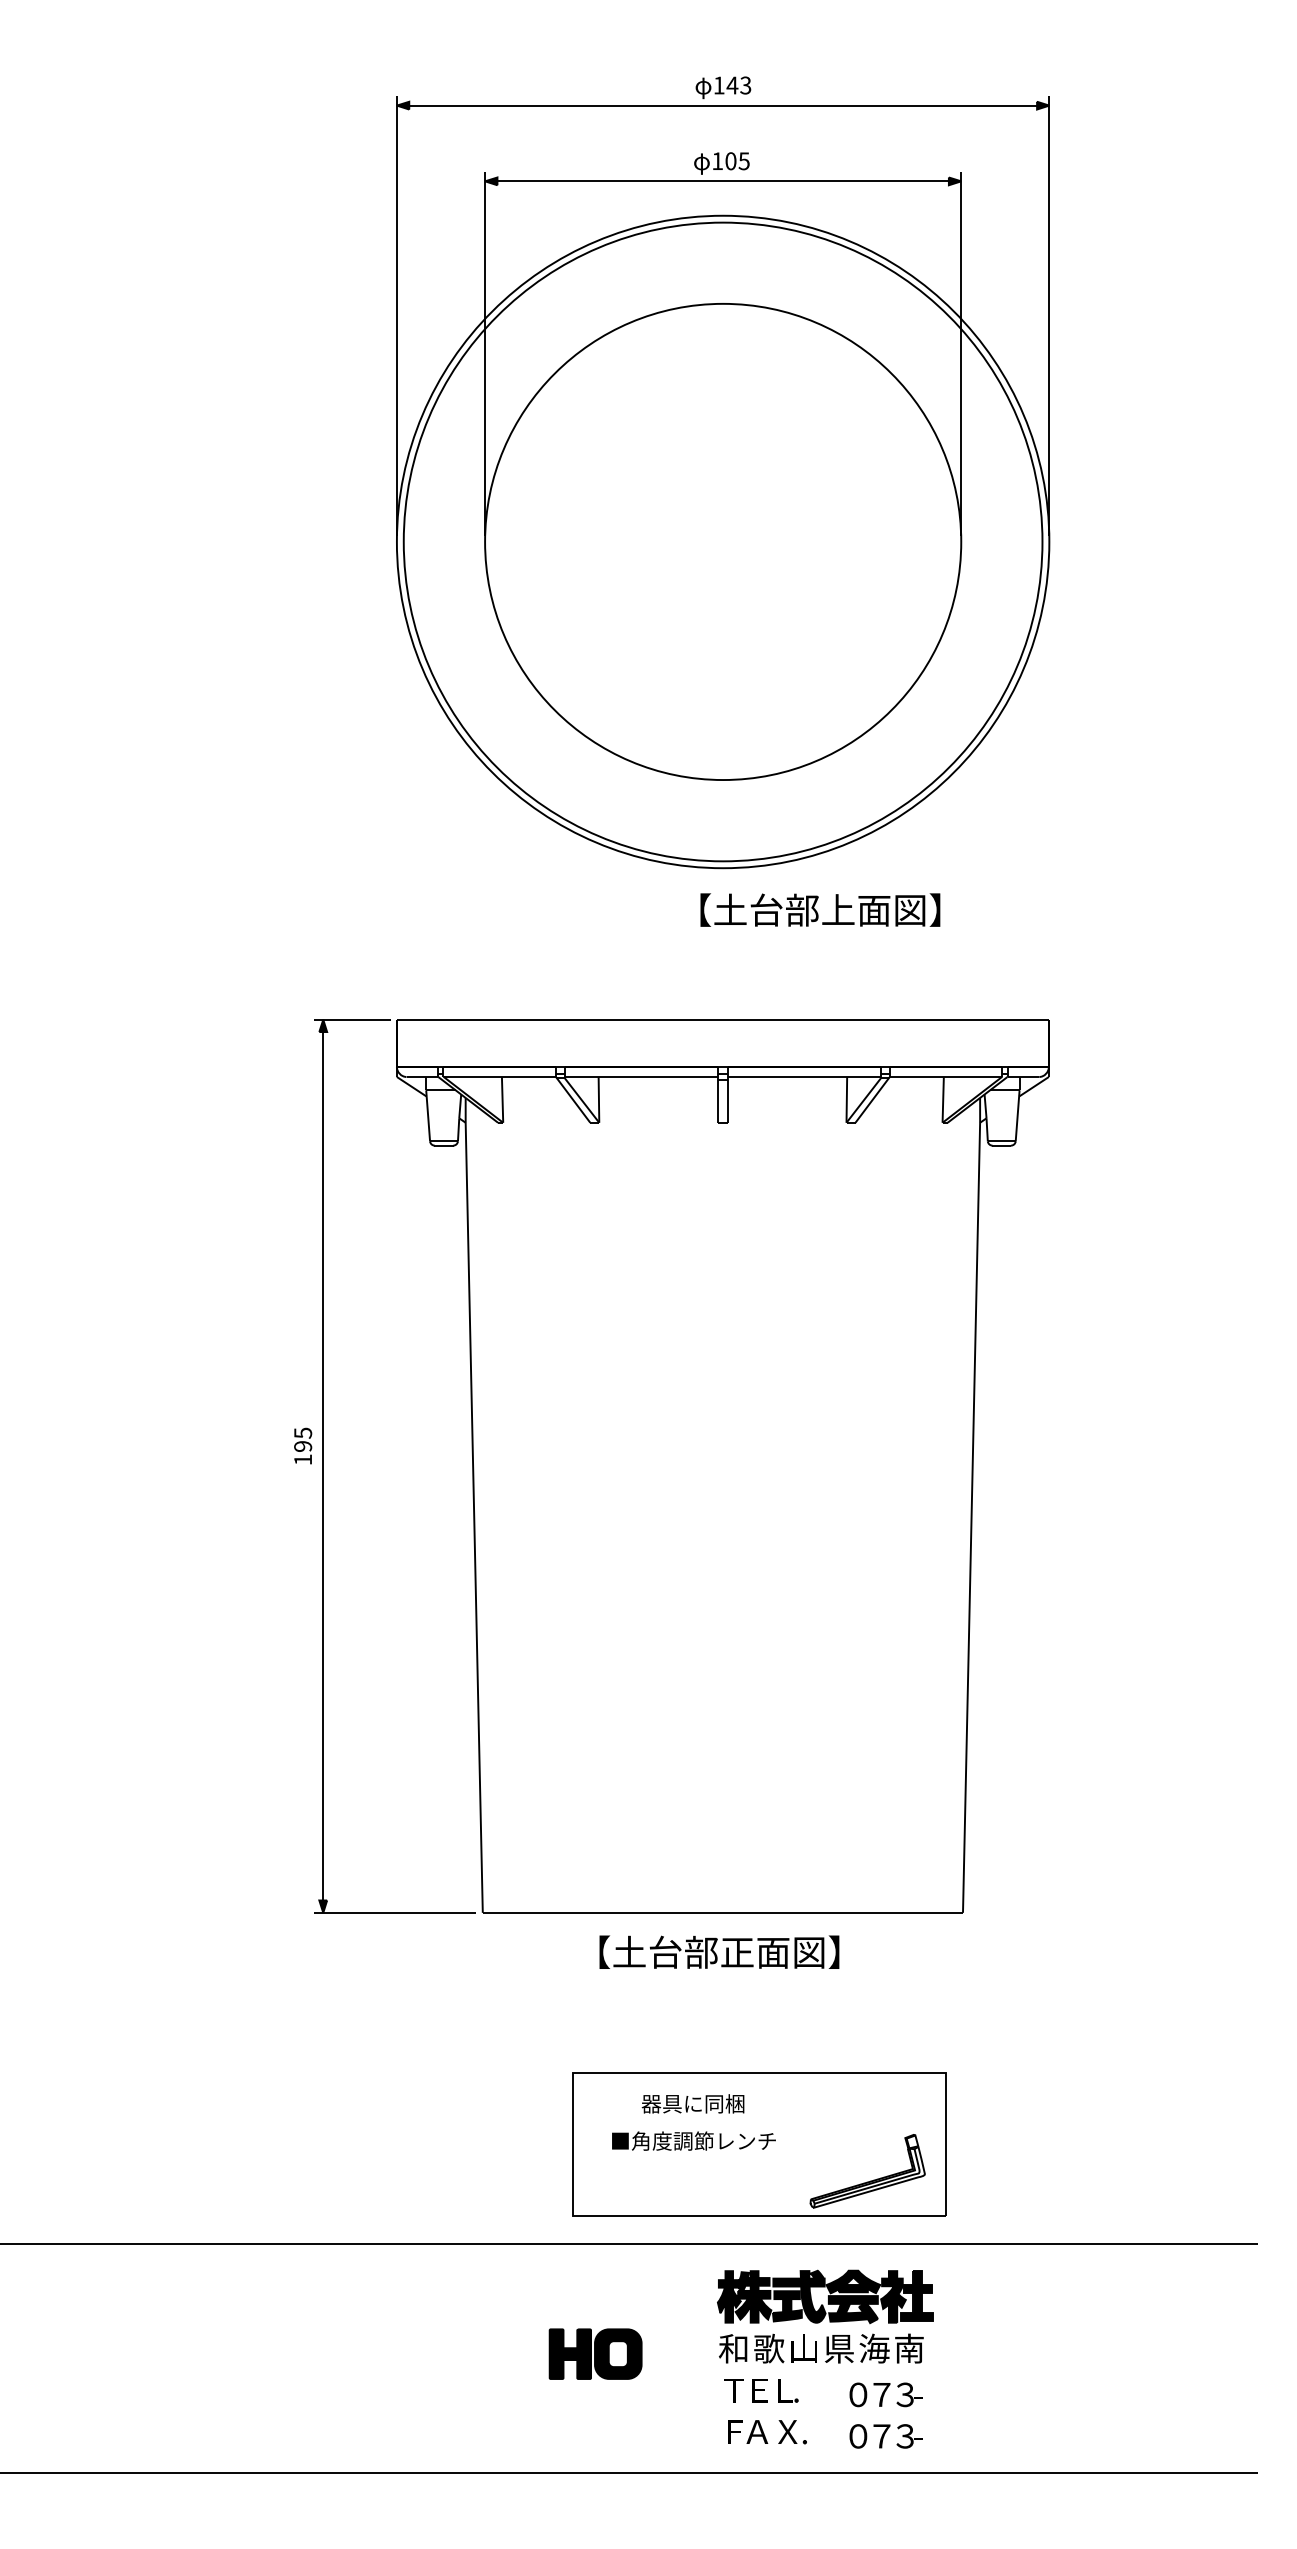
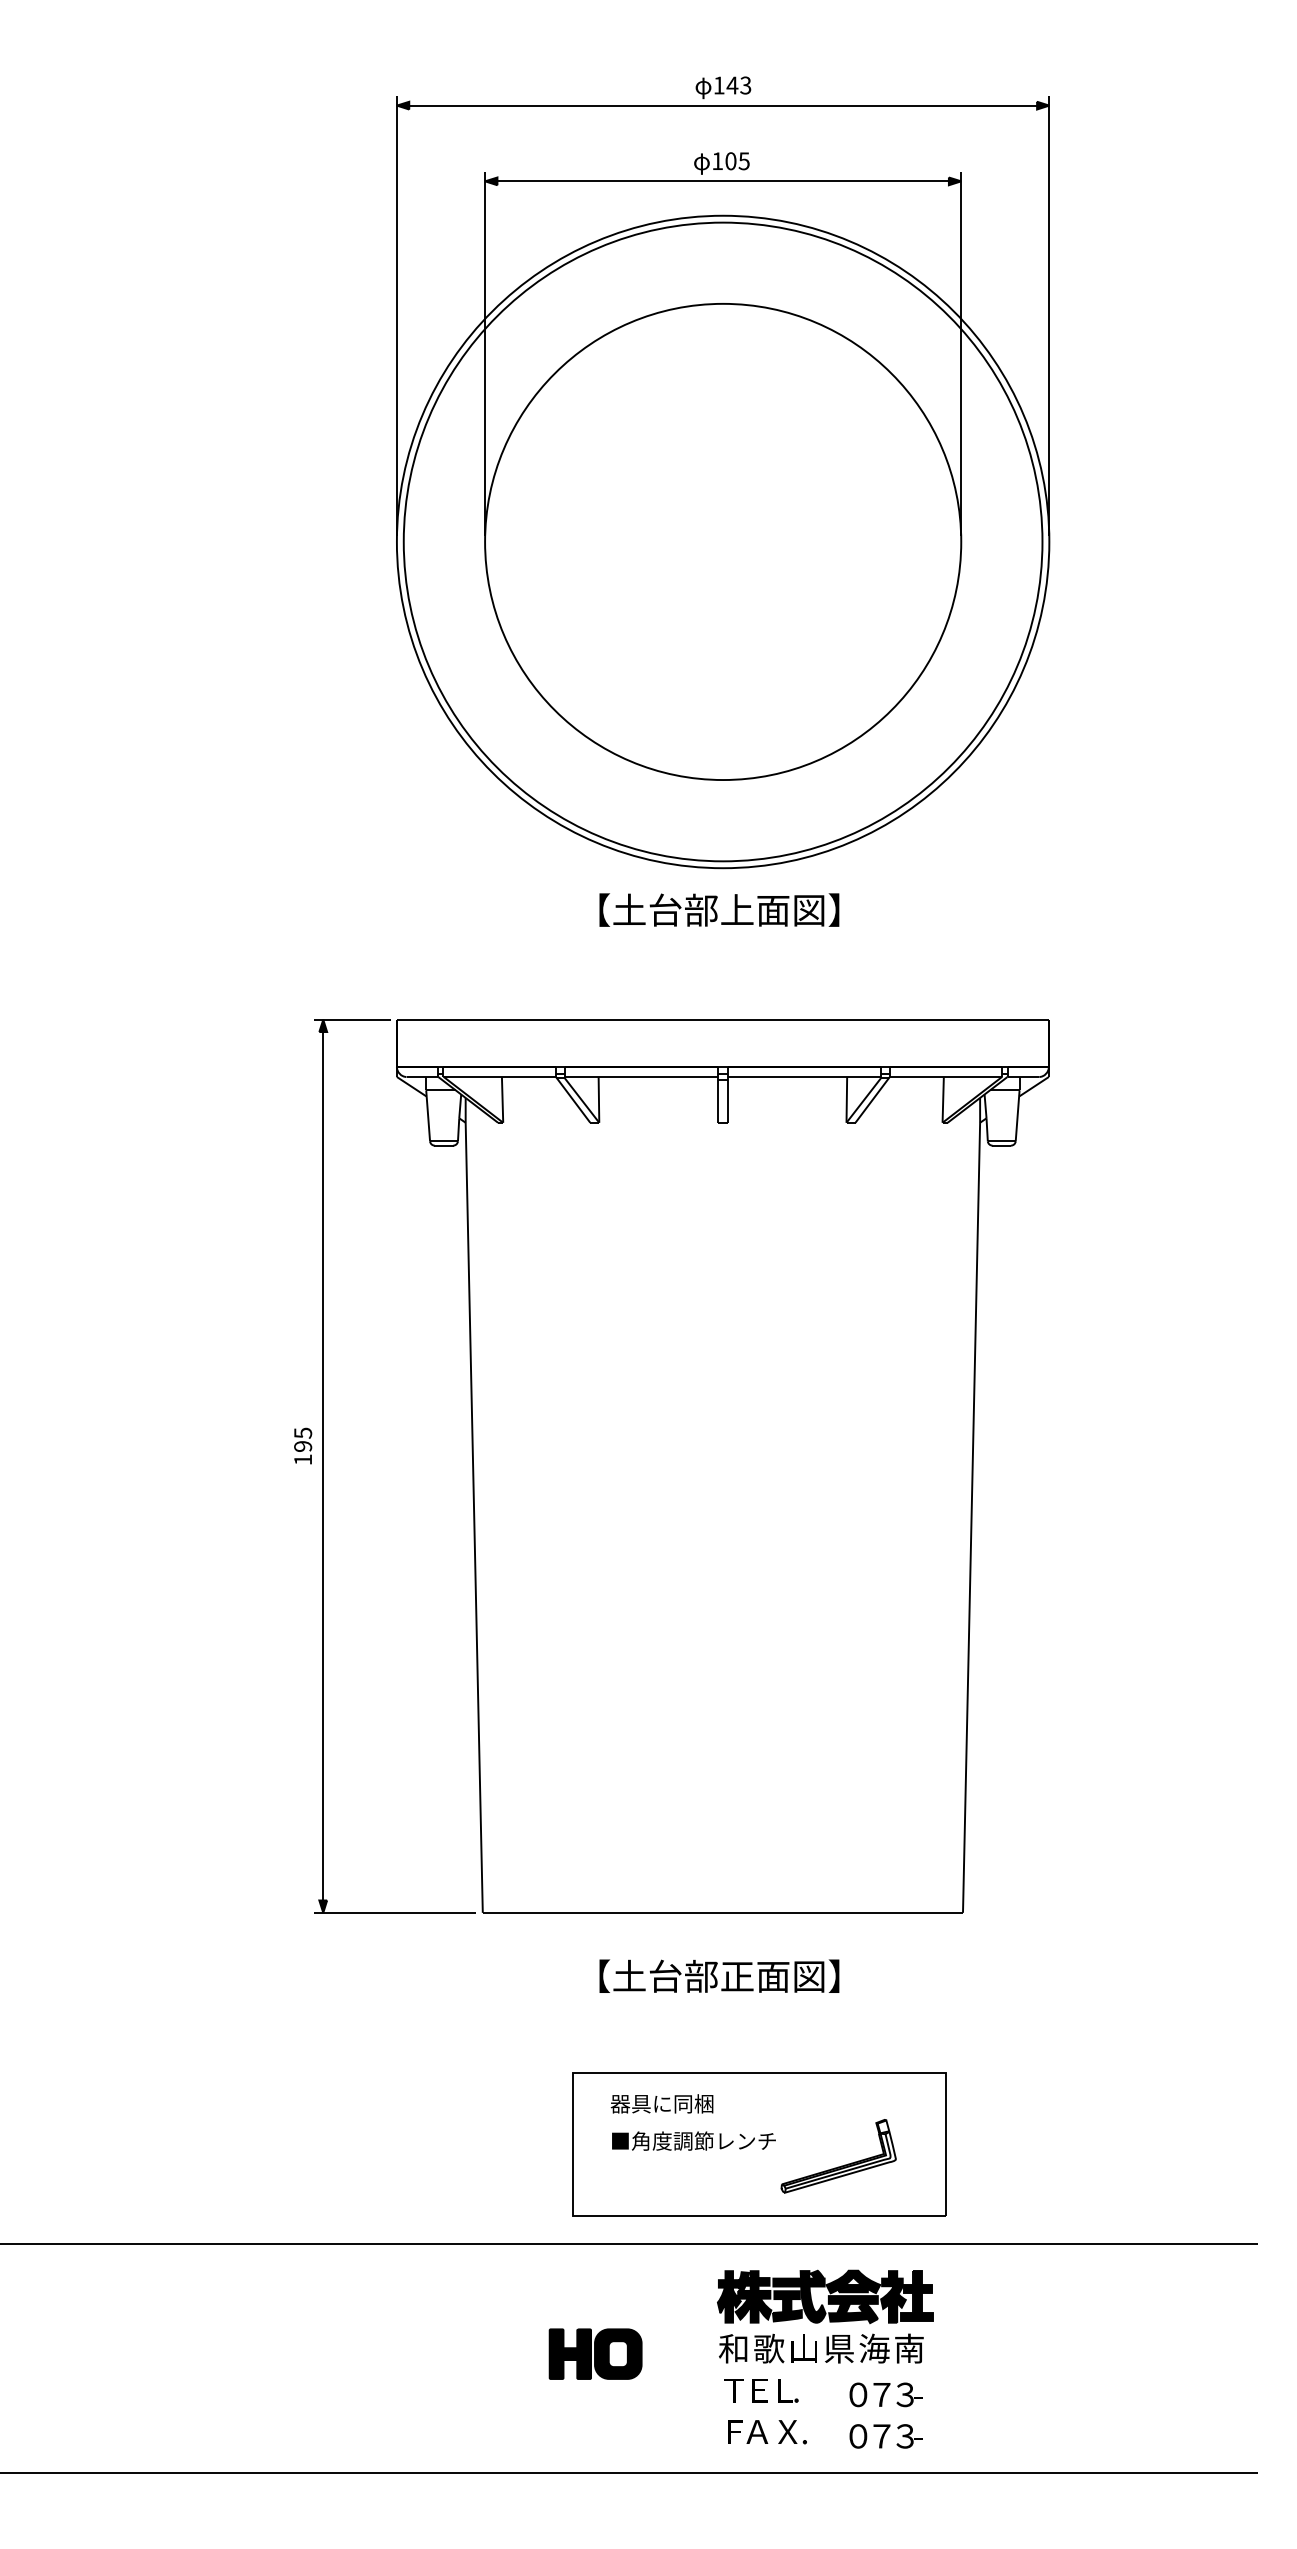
text position: (820, 909) -> (719, 909) (719, 909)
text position: (719, 1951) -> (719, 1975) (719, 1975)
text position: (692, 2103) -> (661, 2103) (661, 2103)
part position: (870, 2180) -> (841, 2165) (841, 2165)
